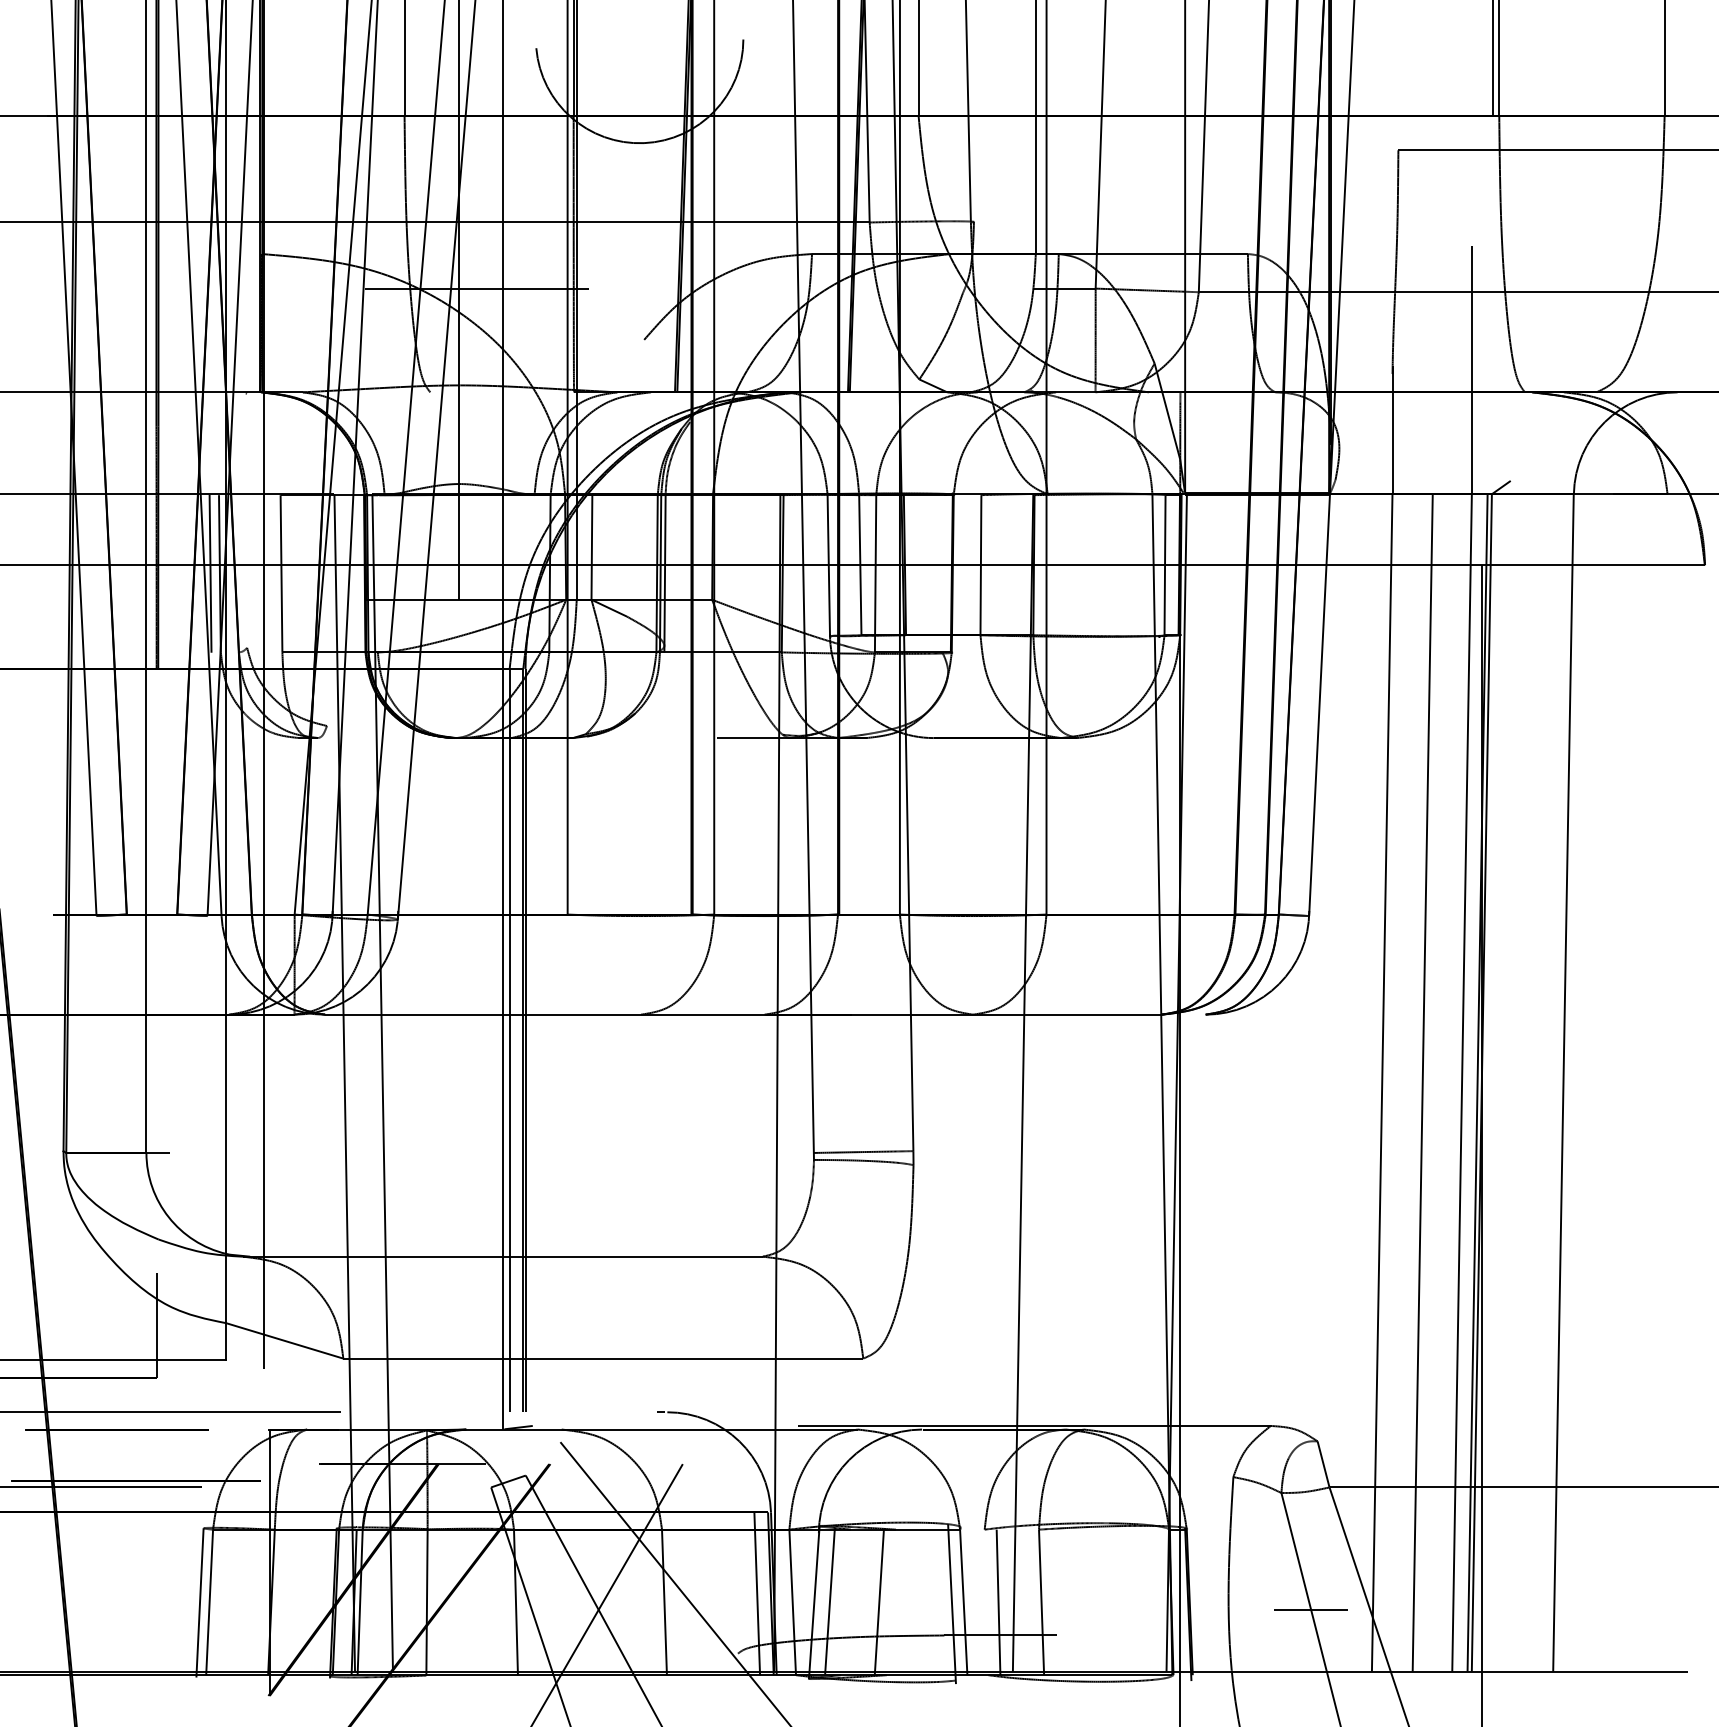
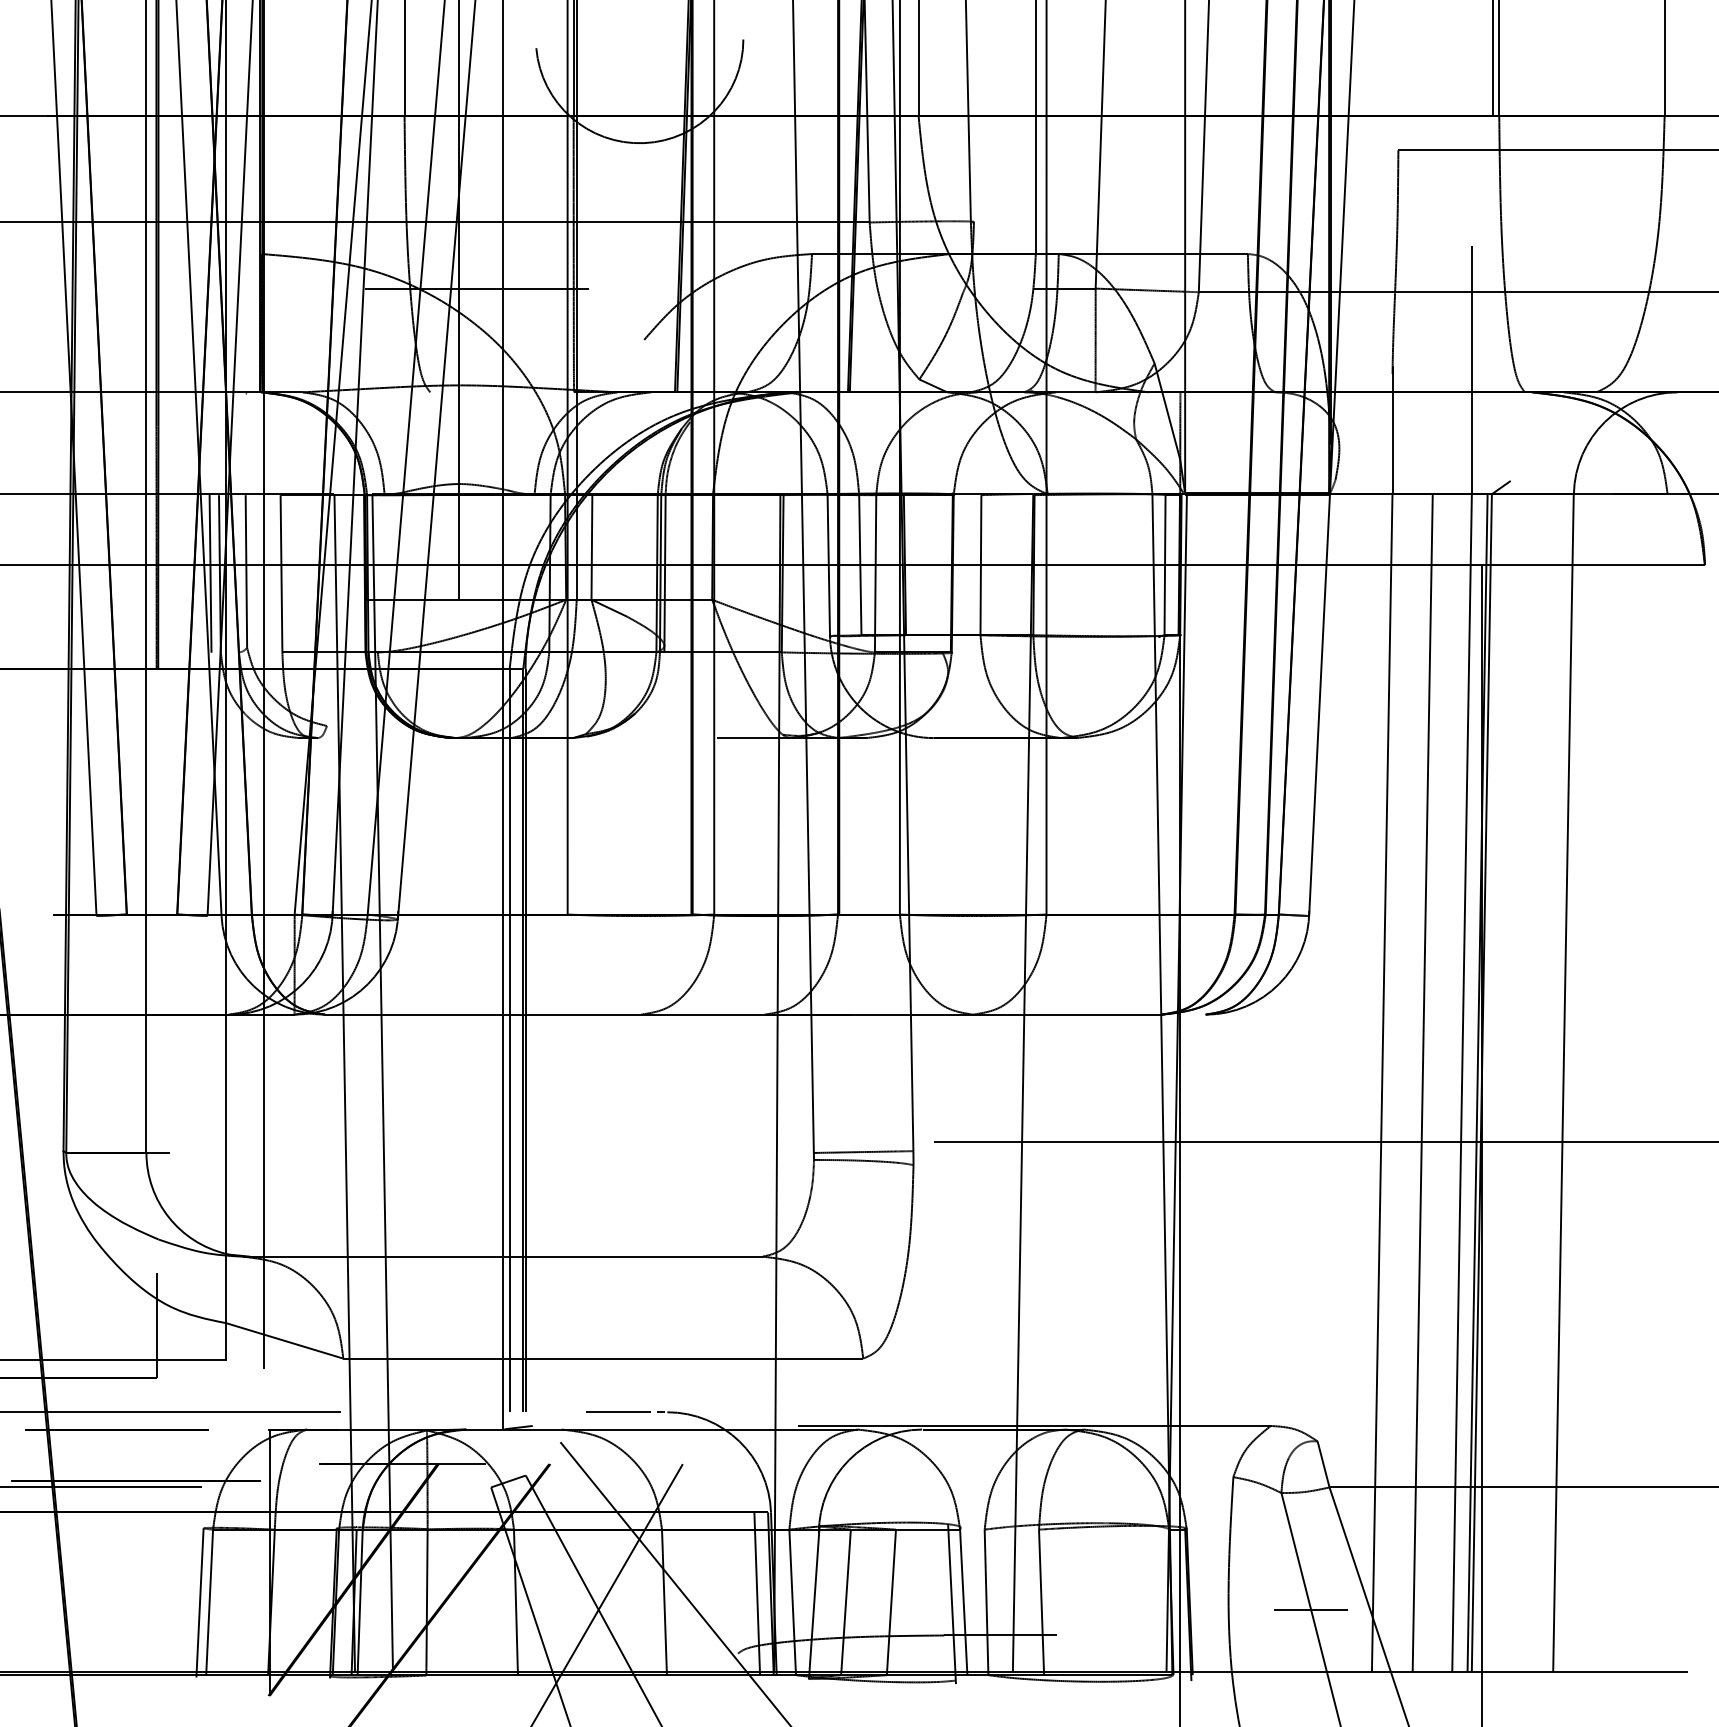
line: none -> present (246, 571)
line: none -> present (1324, 1141)
line: none -> present (618, 1412)
line position: (829, 1601) -> (845, 1602) (845, 1602)
line position: (878, 1601) -> (890, 1602) (890, 1602)
line position: (998, 1602) -> (986, 1602) (986, 1602)
